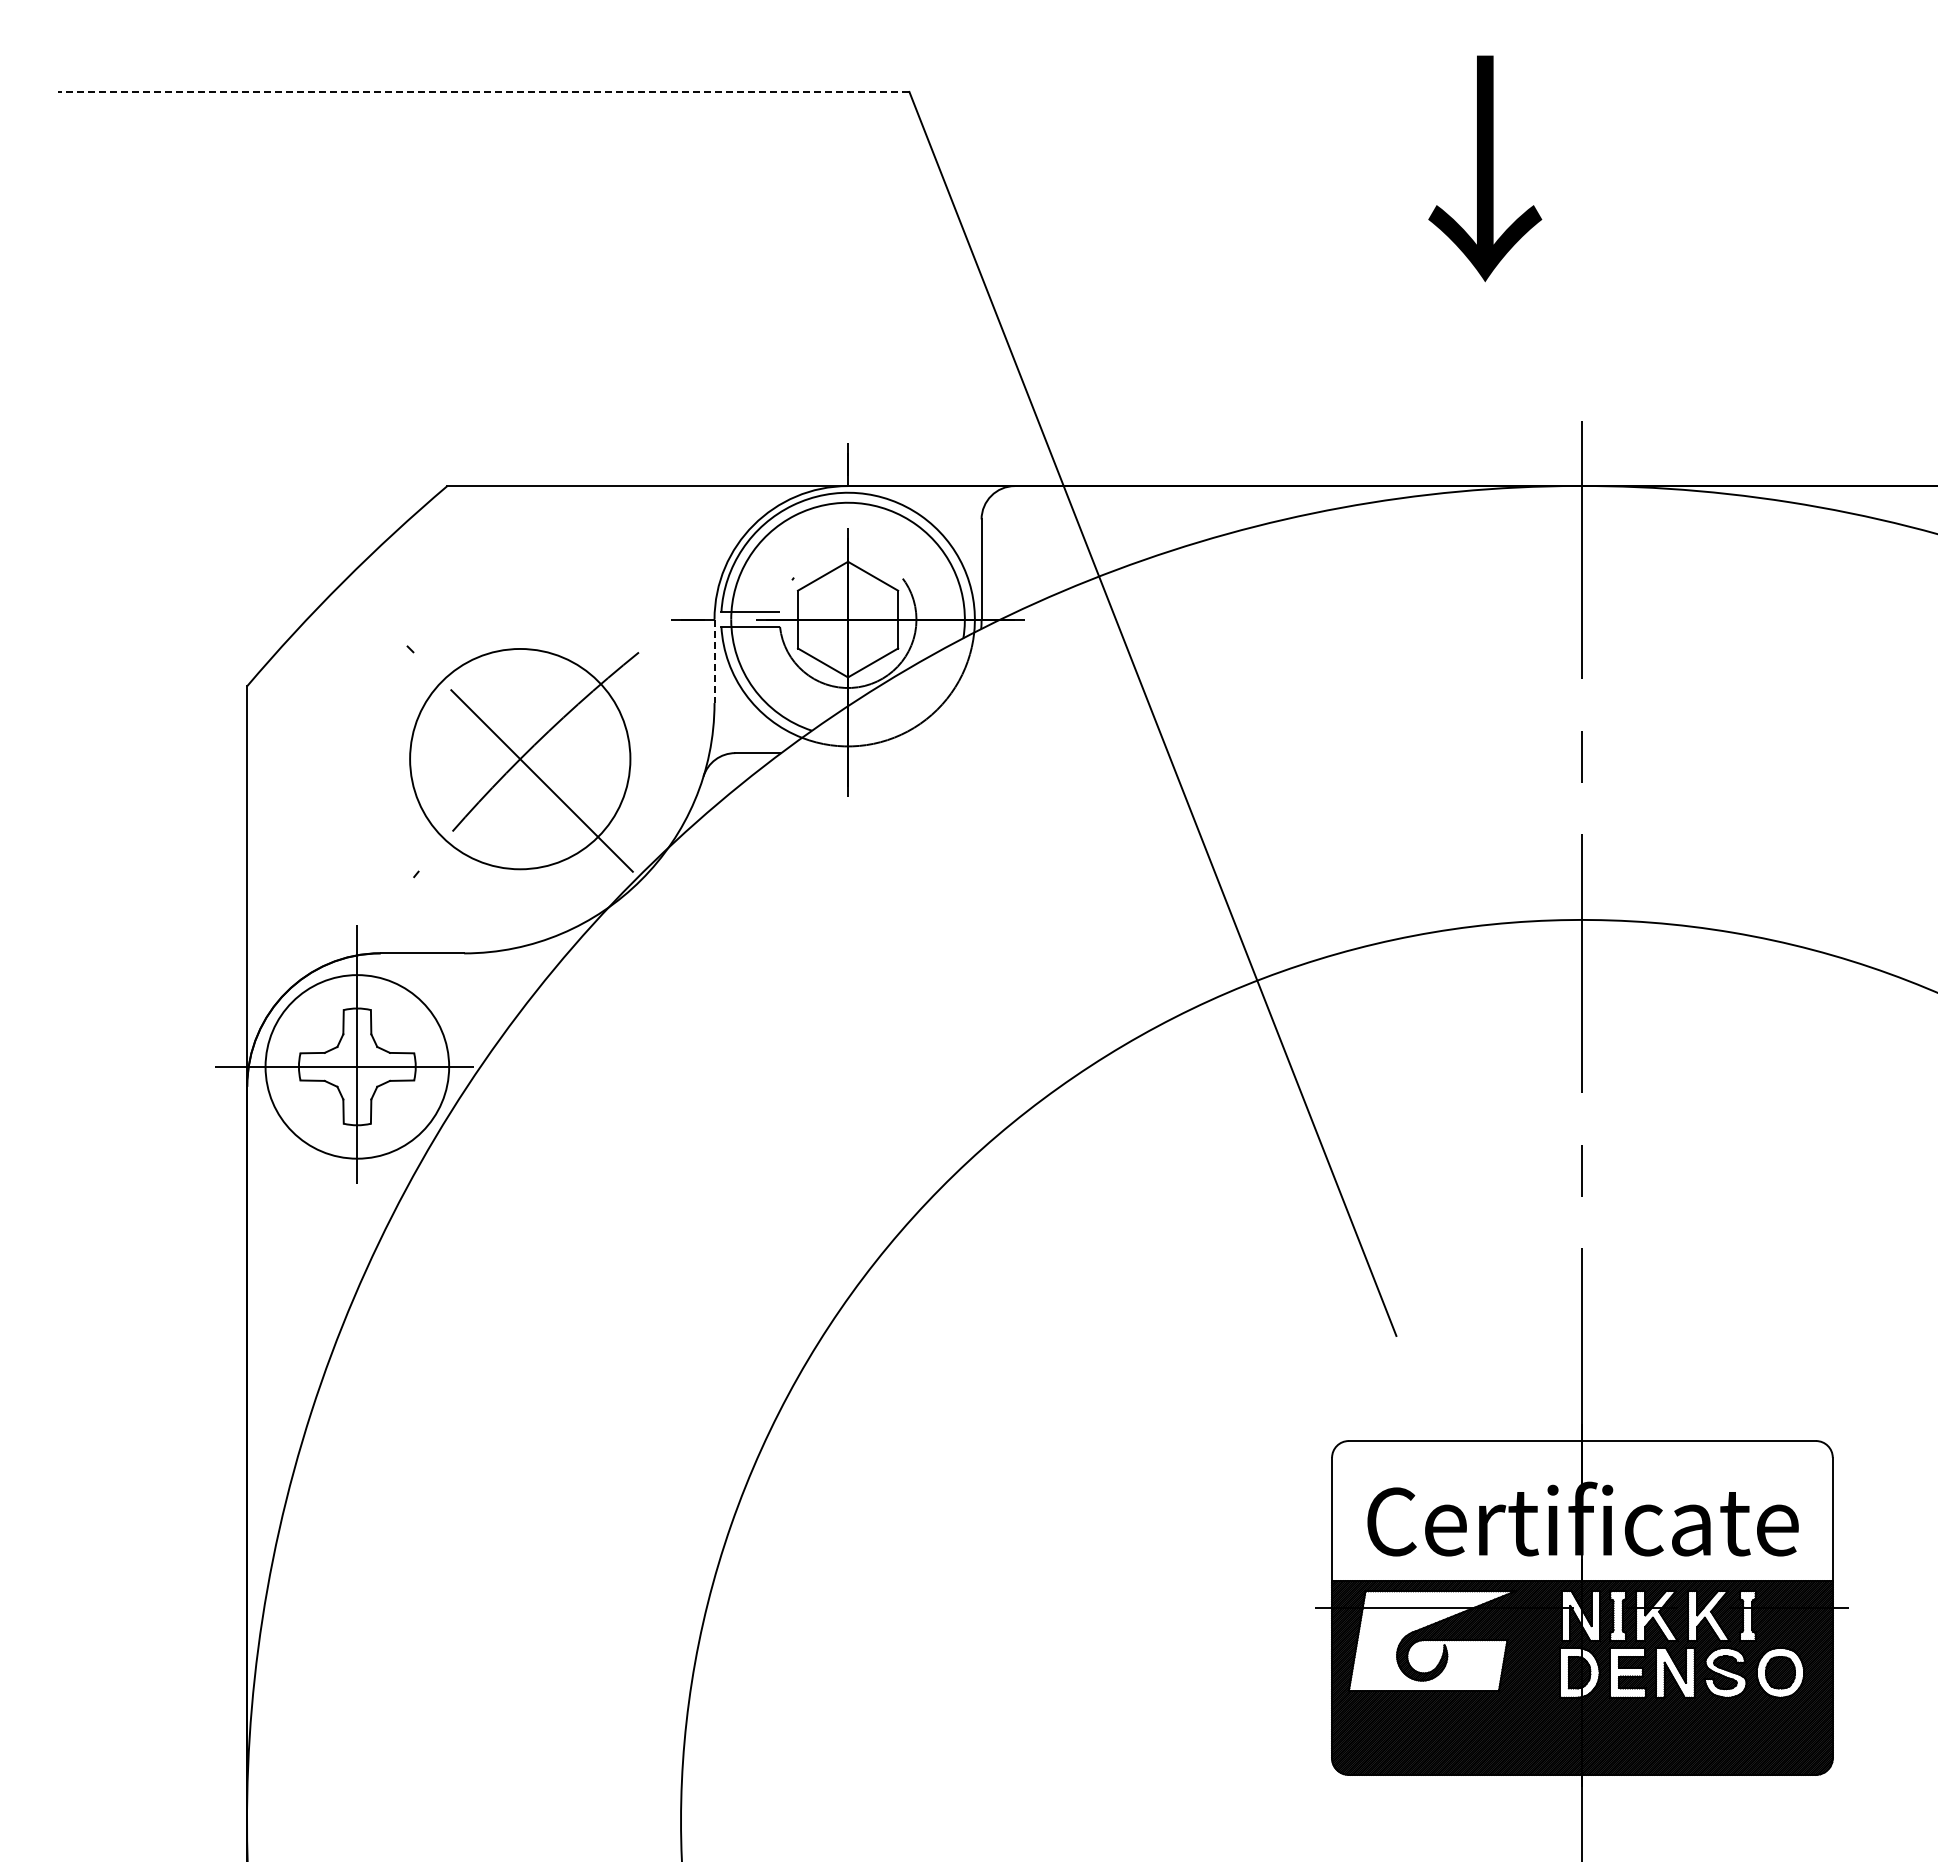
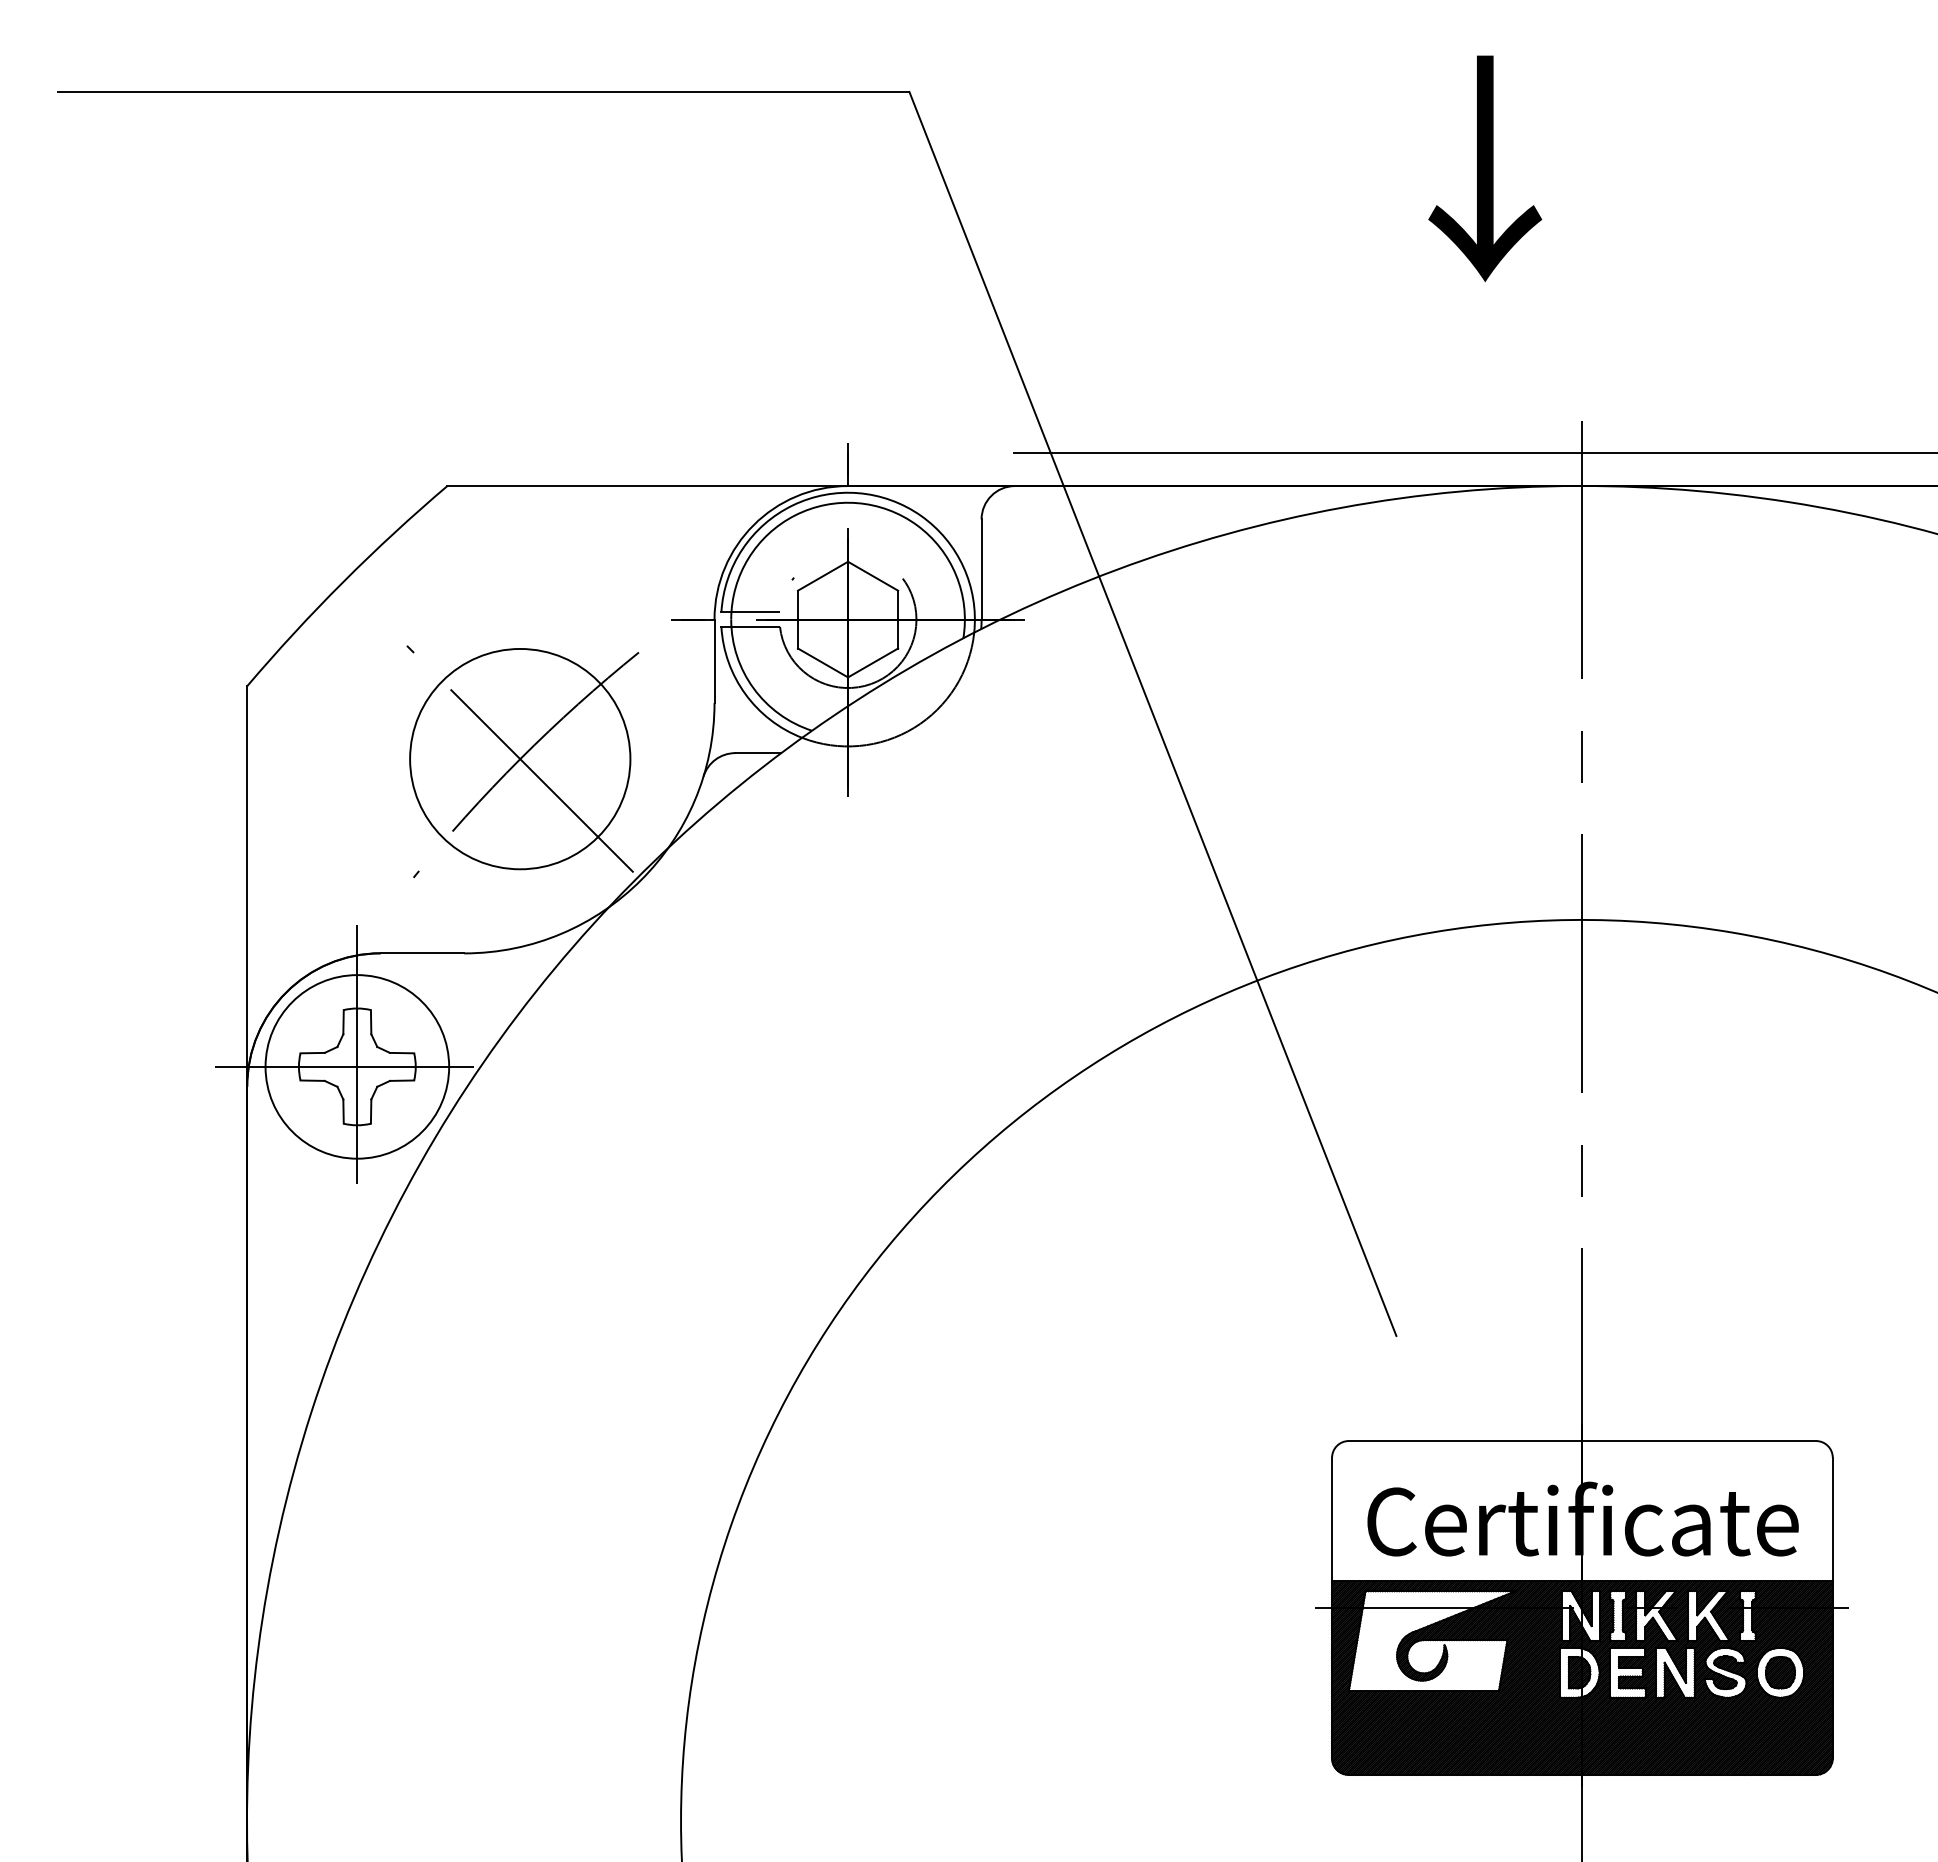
line: dashed -> solid (483, 91)
line: none -> present (1474, 452)
line: dashed -> solid (714, 661)
